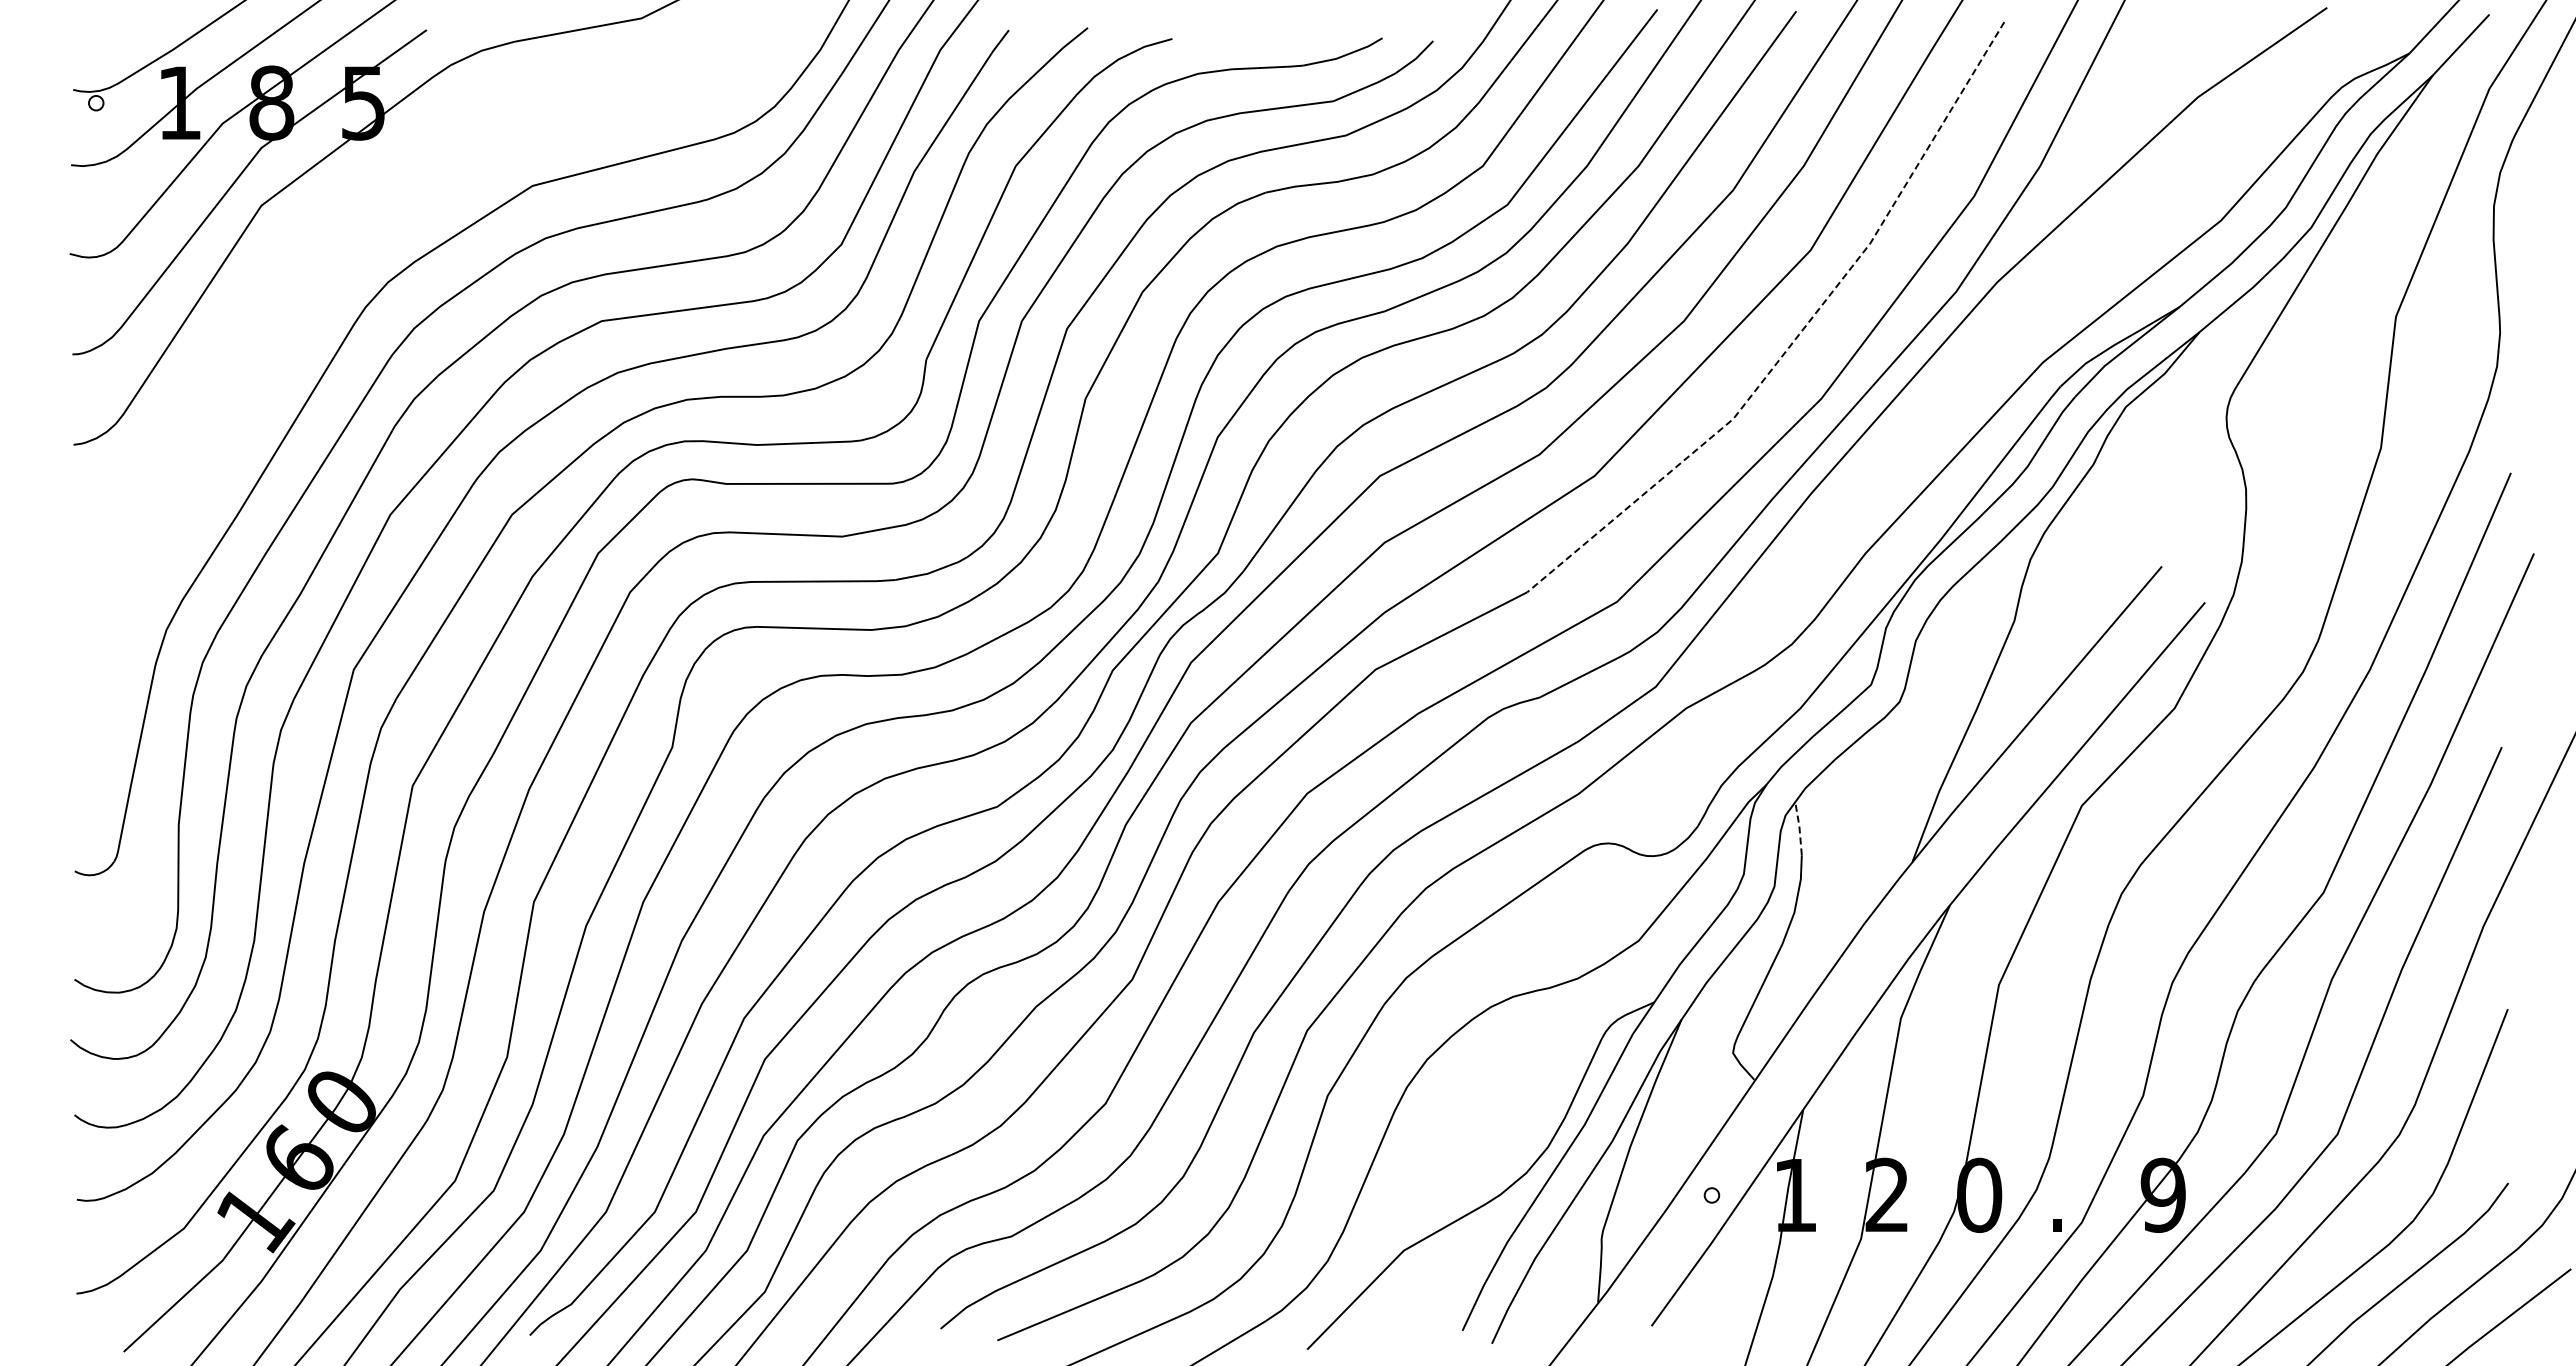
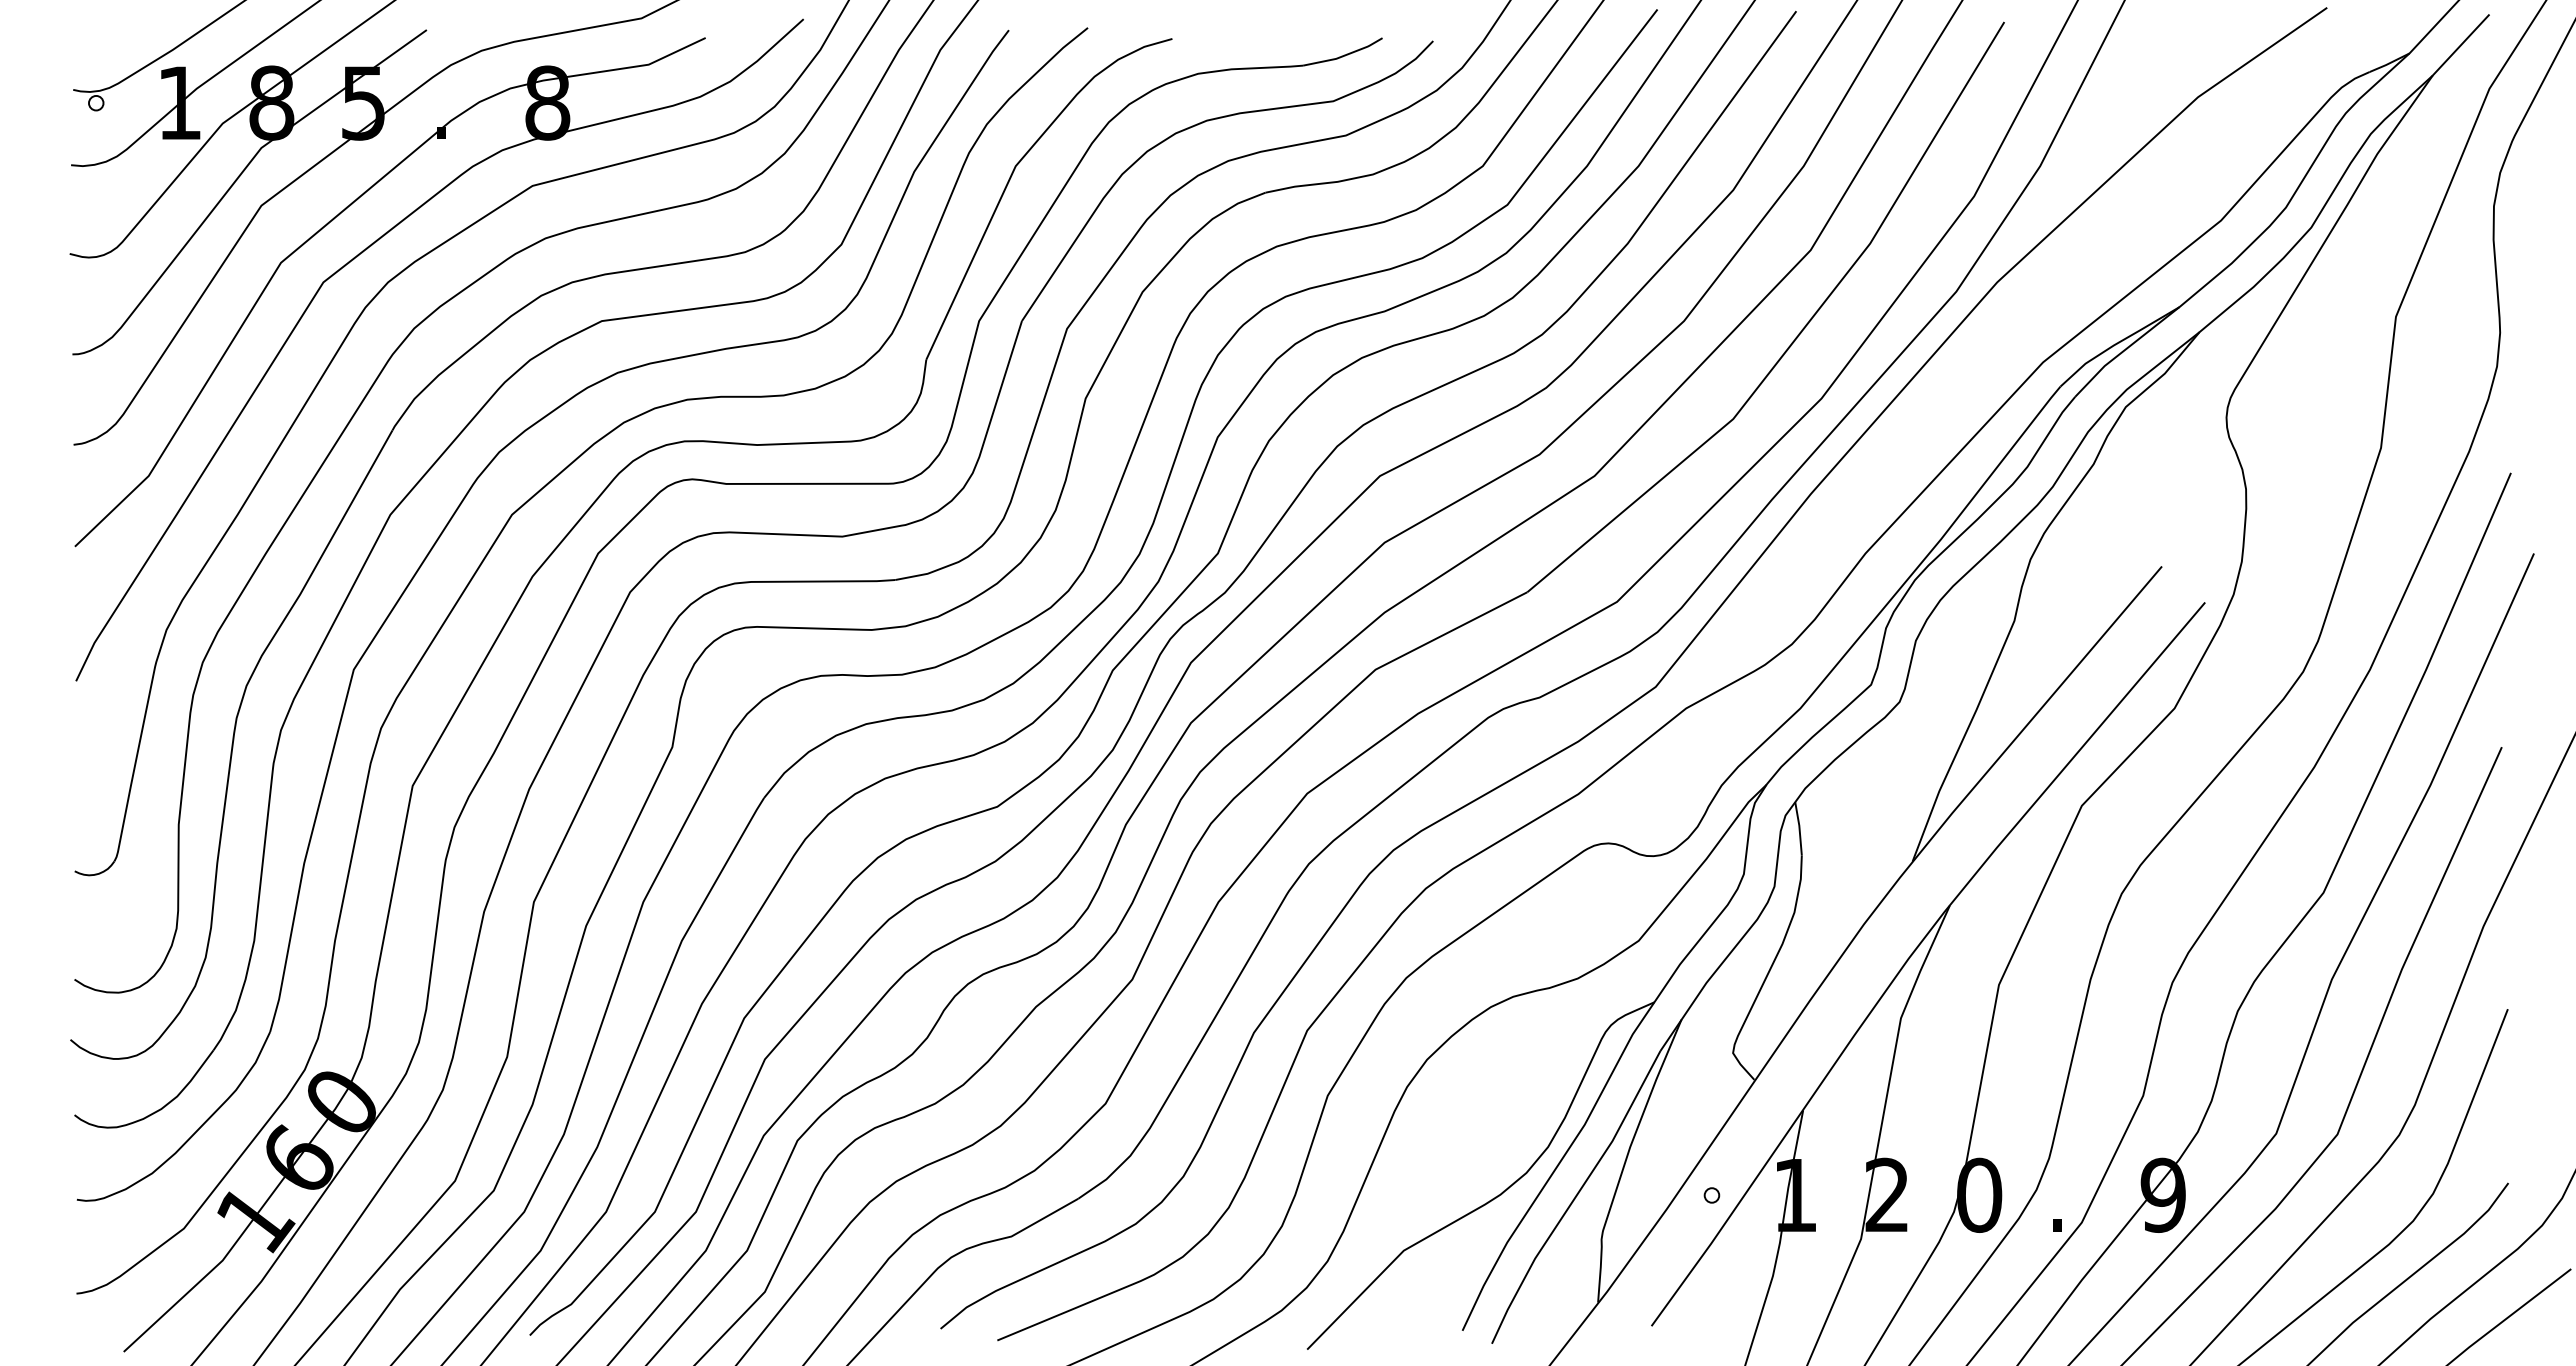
part: none -> present (362, 253)
line: dashed -> solid (1798, 334)
line: dashed -> solid (1799, 827)
